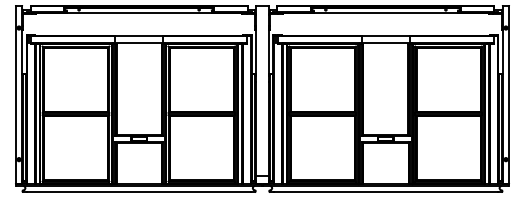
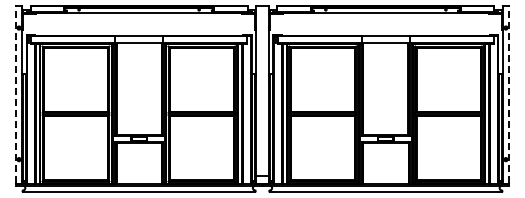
line: solid -> dashed (15, 94)
line: solid -> dashed (509, 94)
